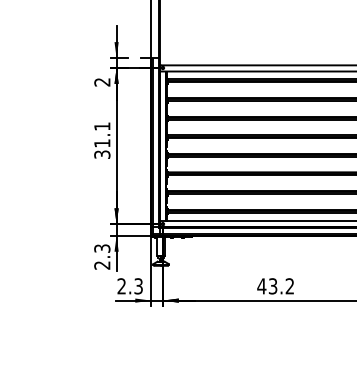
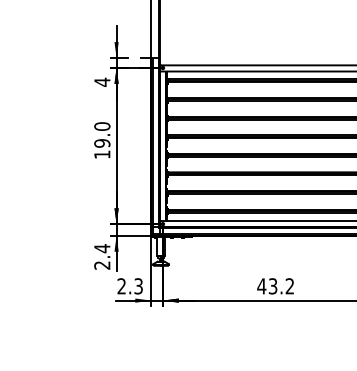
text: 2 -> 4 (102, 81)
text: 31.1 -> 19.0 (102, 140)
text: 2.3 -> 2.4 (102, 248)
